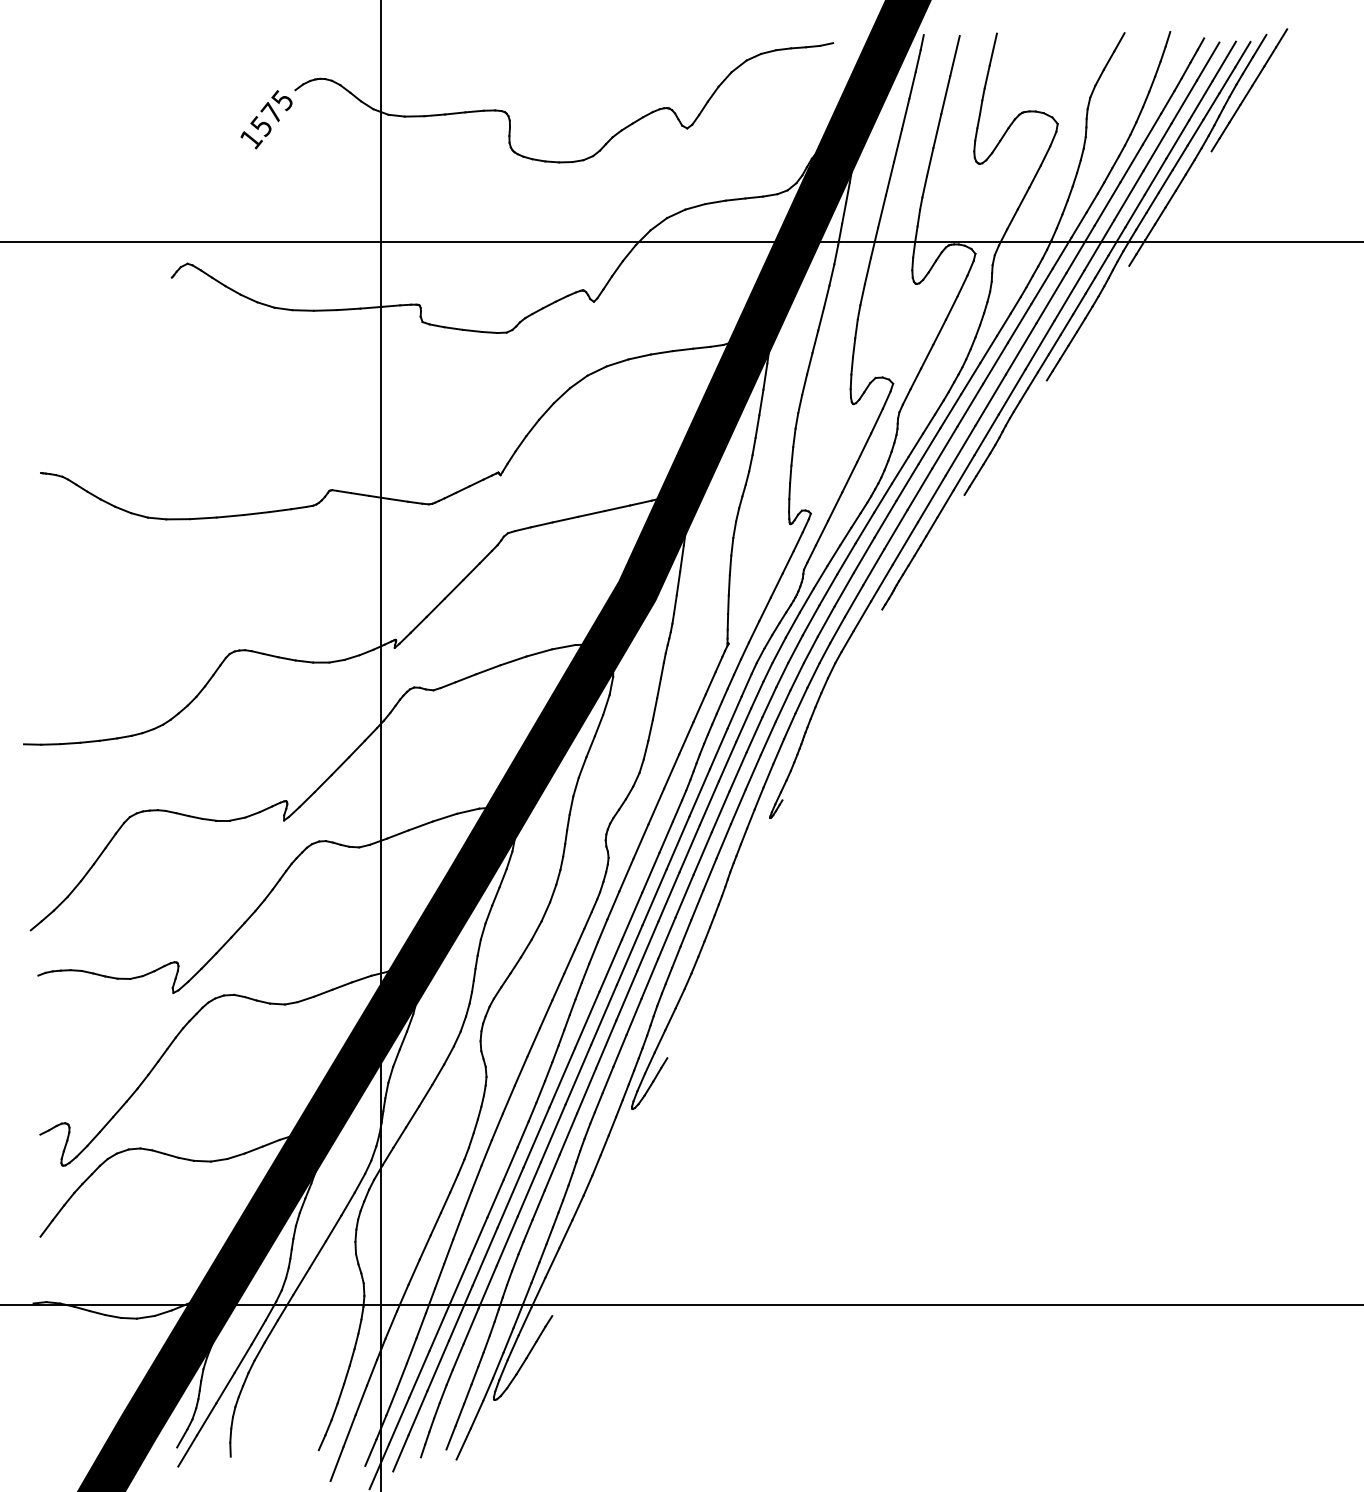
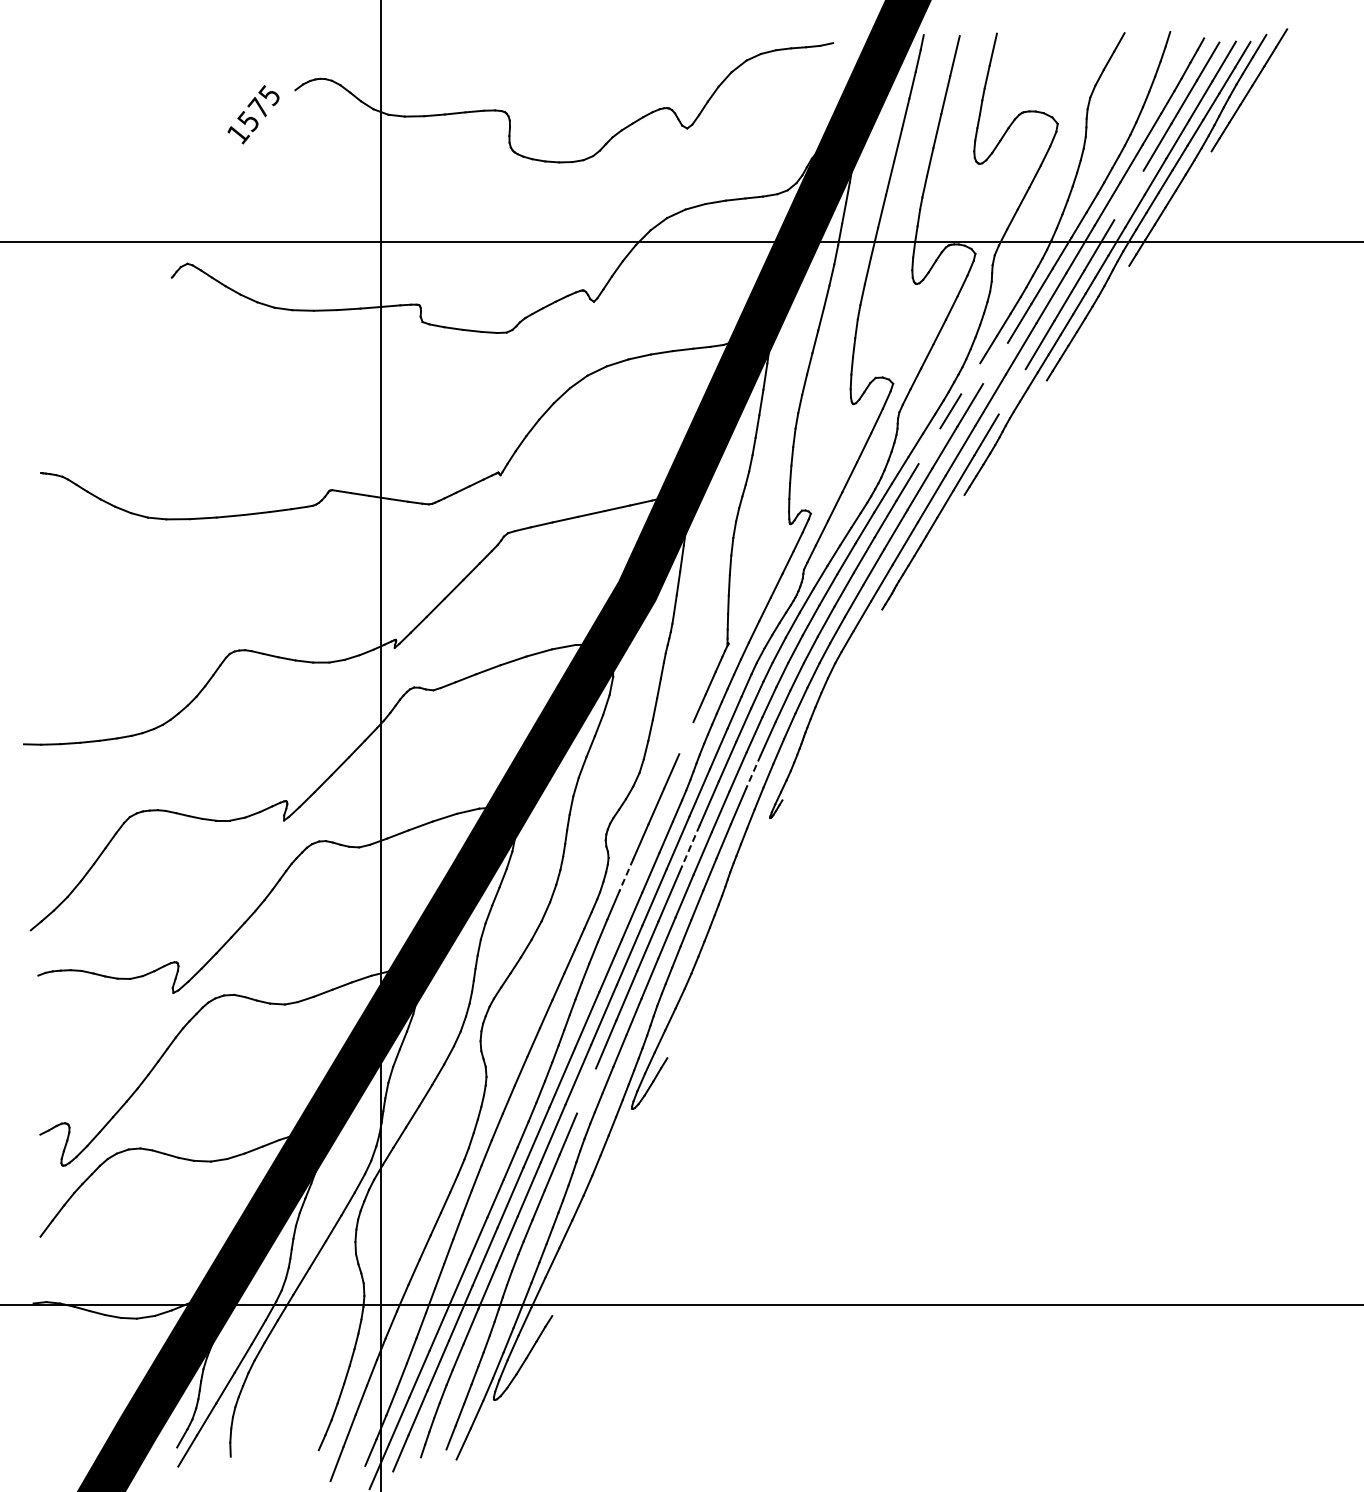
text position: (266, 119) -> (253, 114) (253, 114)
line: present -> none (1128, 195)
line: present -> none (995, 363)
line: present -> none (970, 378)
line: present -> none (1011, 391)
line: present -> none (929, 446)
line: present -> none (686, 738)
line: solid -> dashed (753, 772)
line: solid -> dashed (689, 848)
line: solid -> dashed (626, 874)
line: present -> none (586, 1090)
